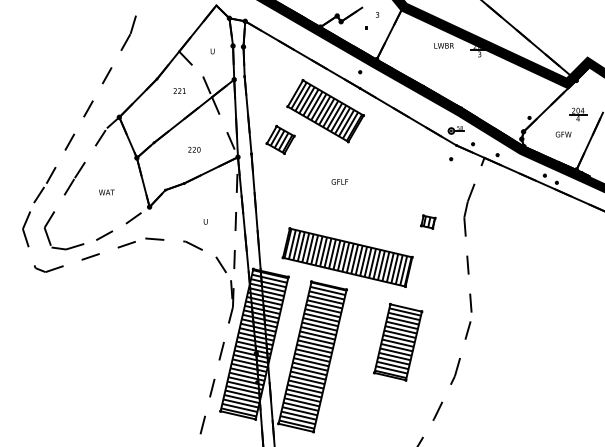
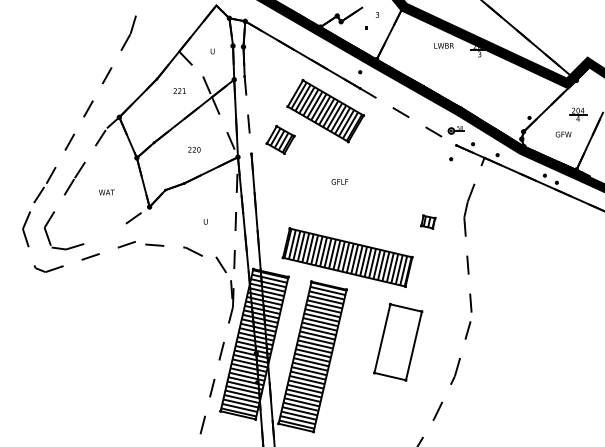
line: present -> none (247, 115)
line: present -> none (408, 116)
line: present -> none (104, 235)
part position: (164, 240) -> (164, 246) (164, 246)
hatch: present -> none (397, 343)
